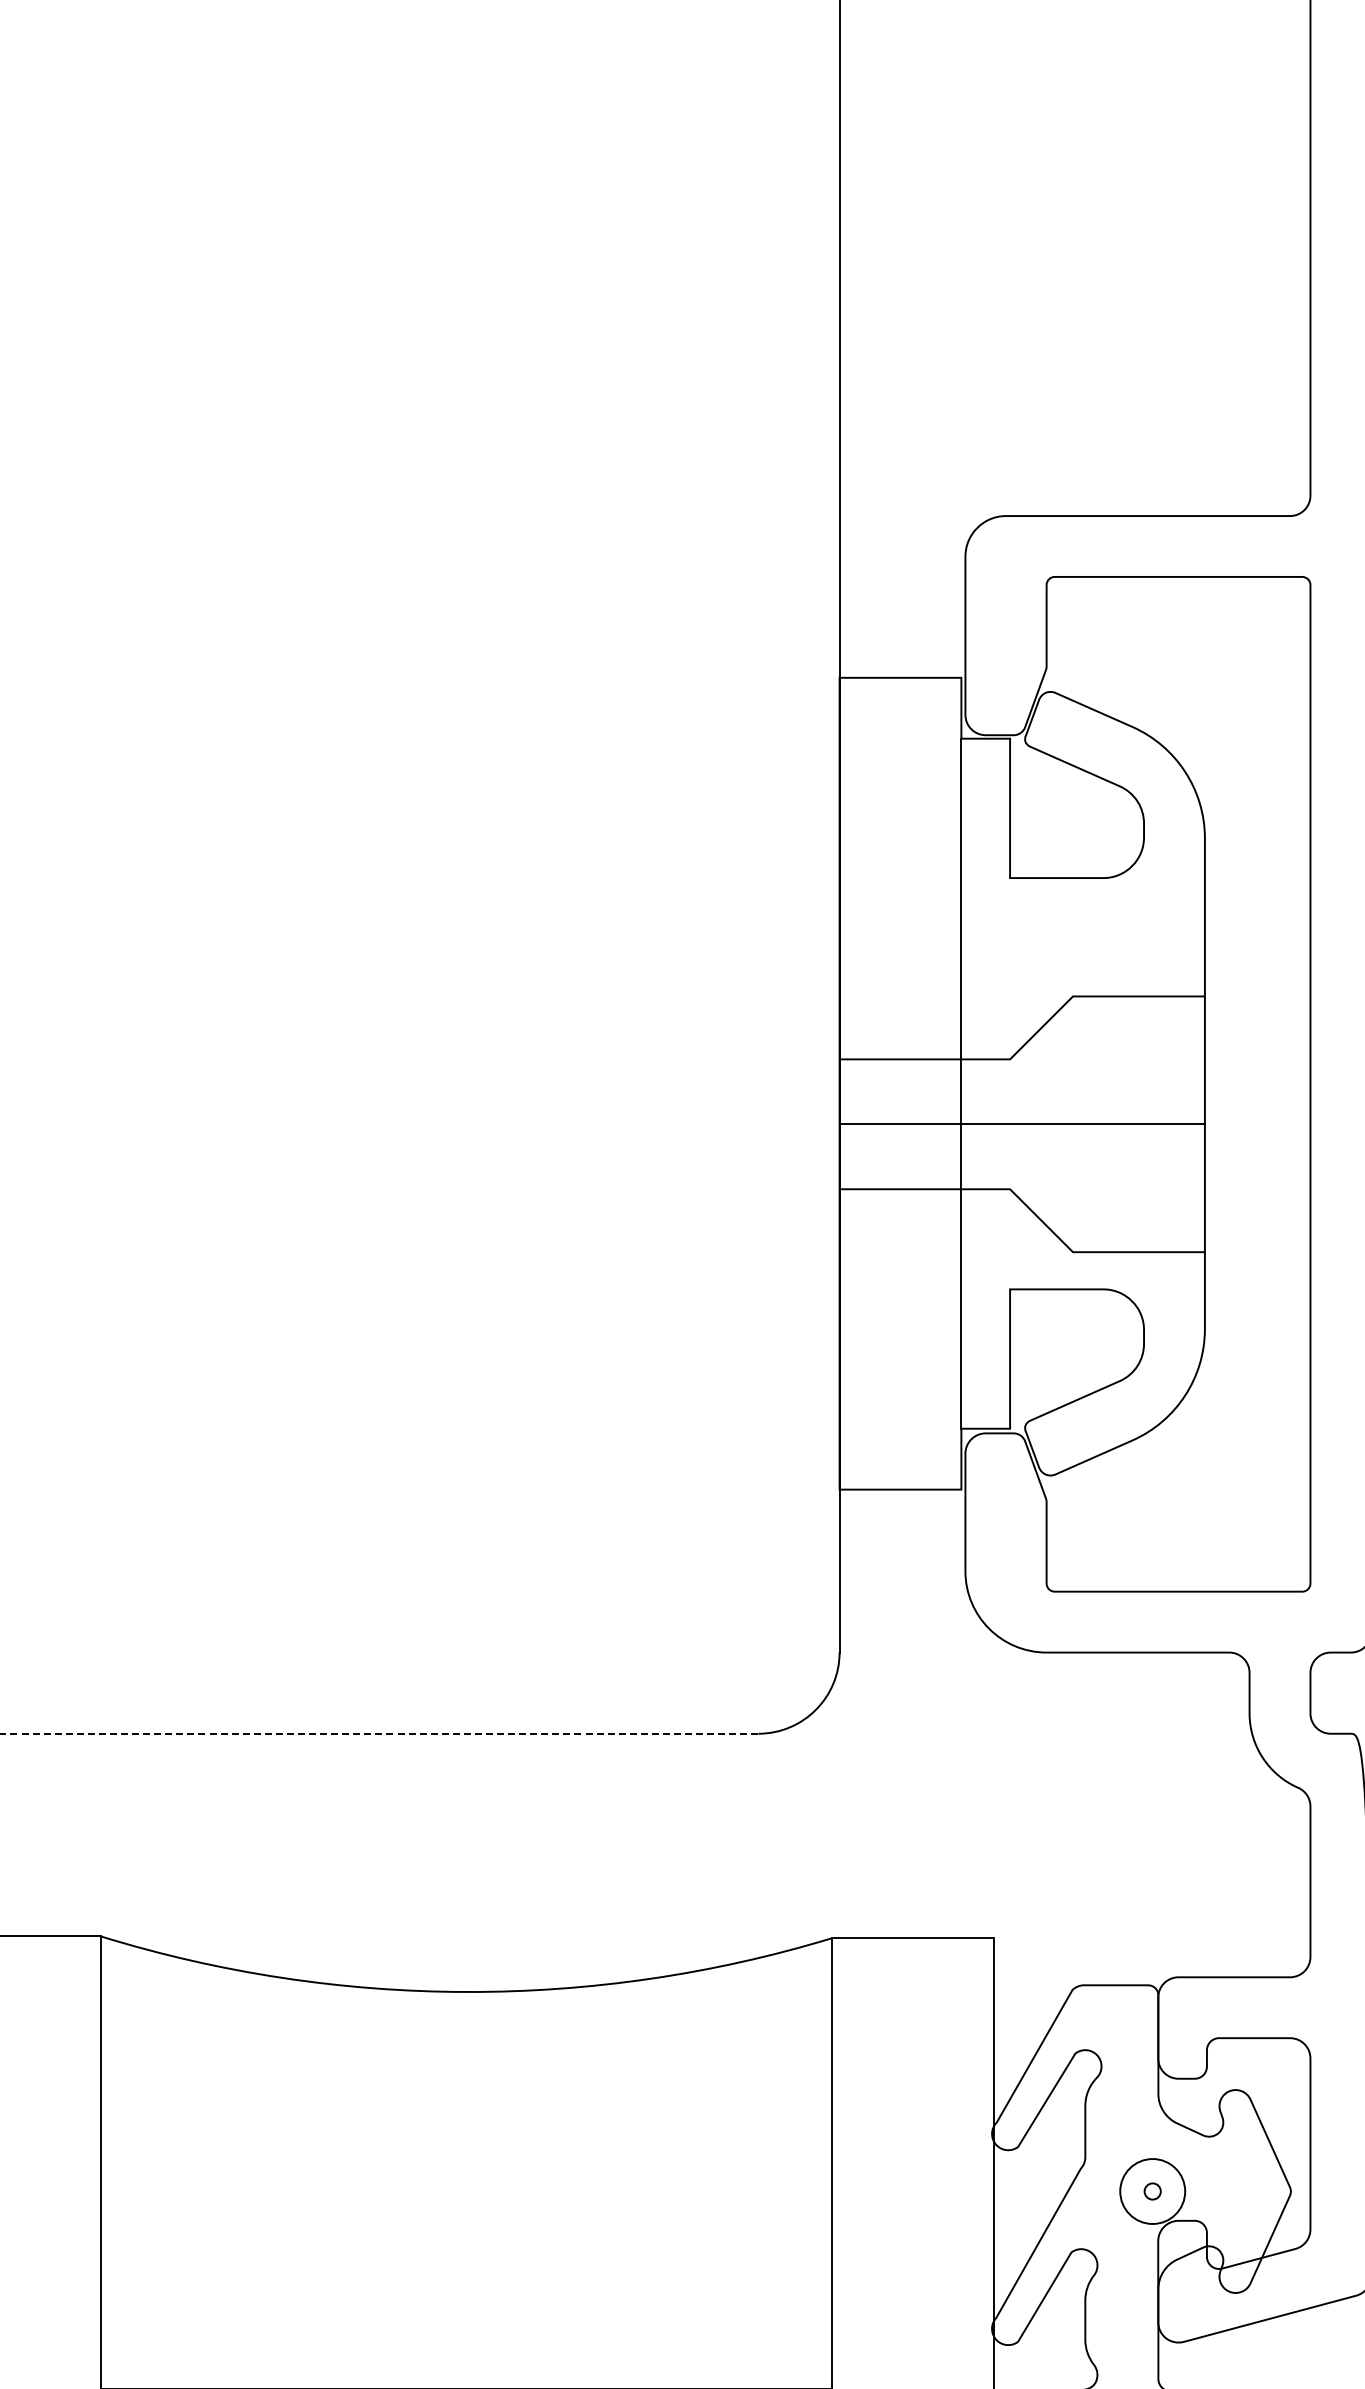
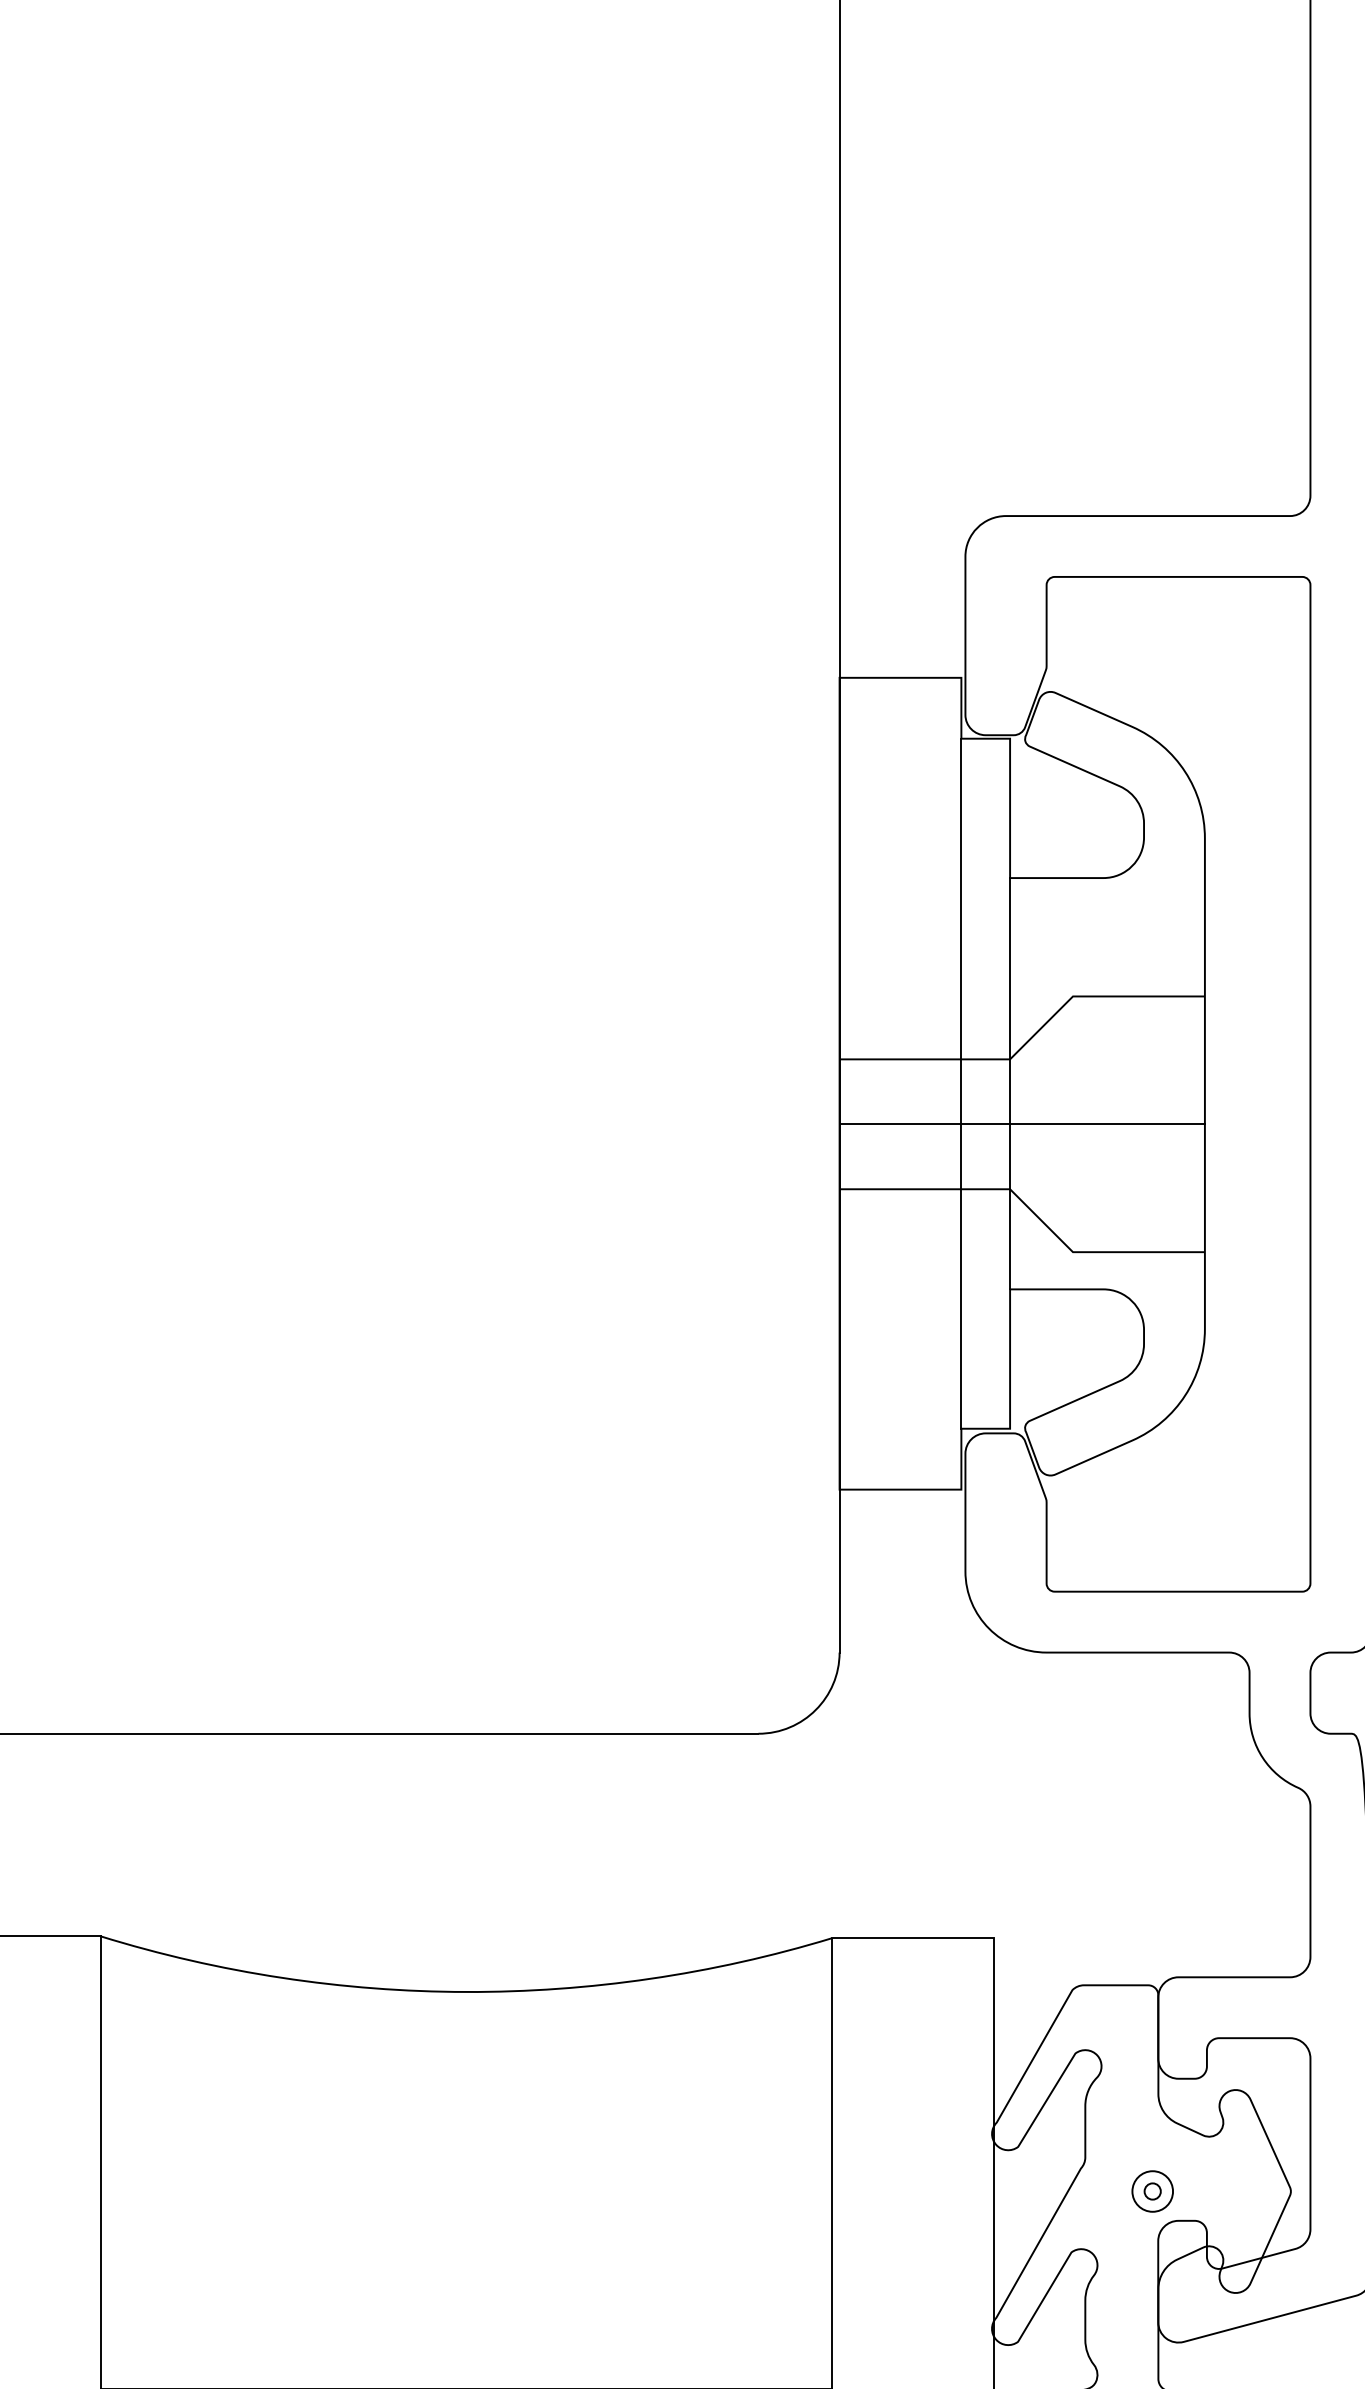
line: none -> present (1010, 1083)
line: dashed -> solid (379, 1733)
circle diameter: 65 px -> 41 px (1152, 2191)
